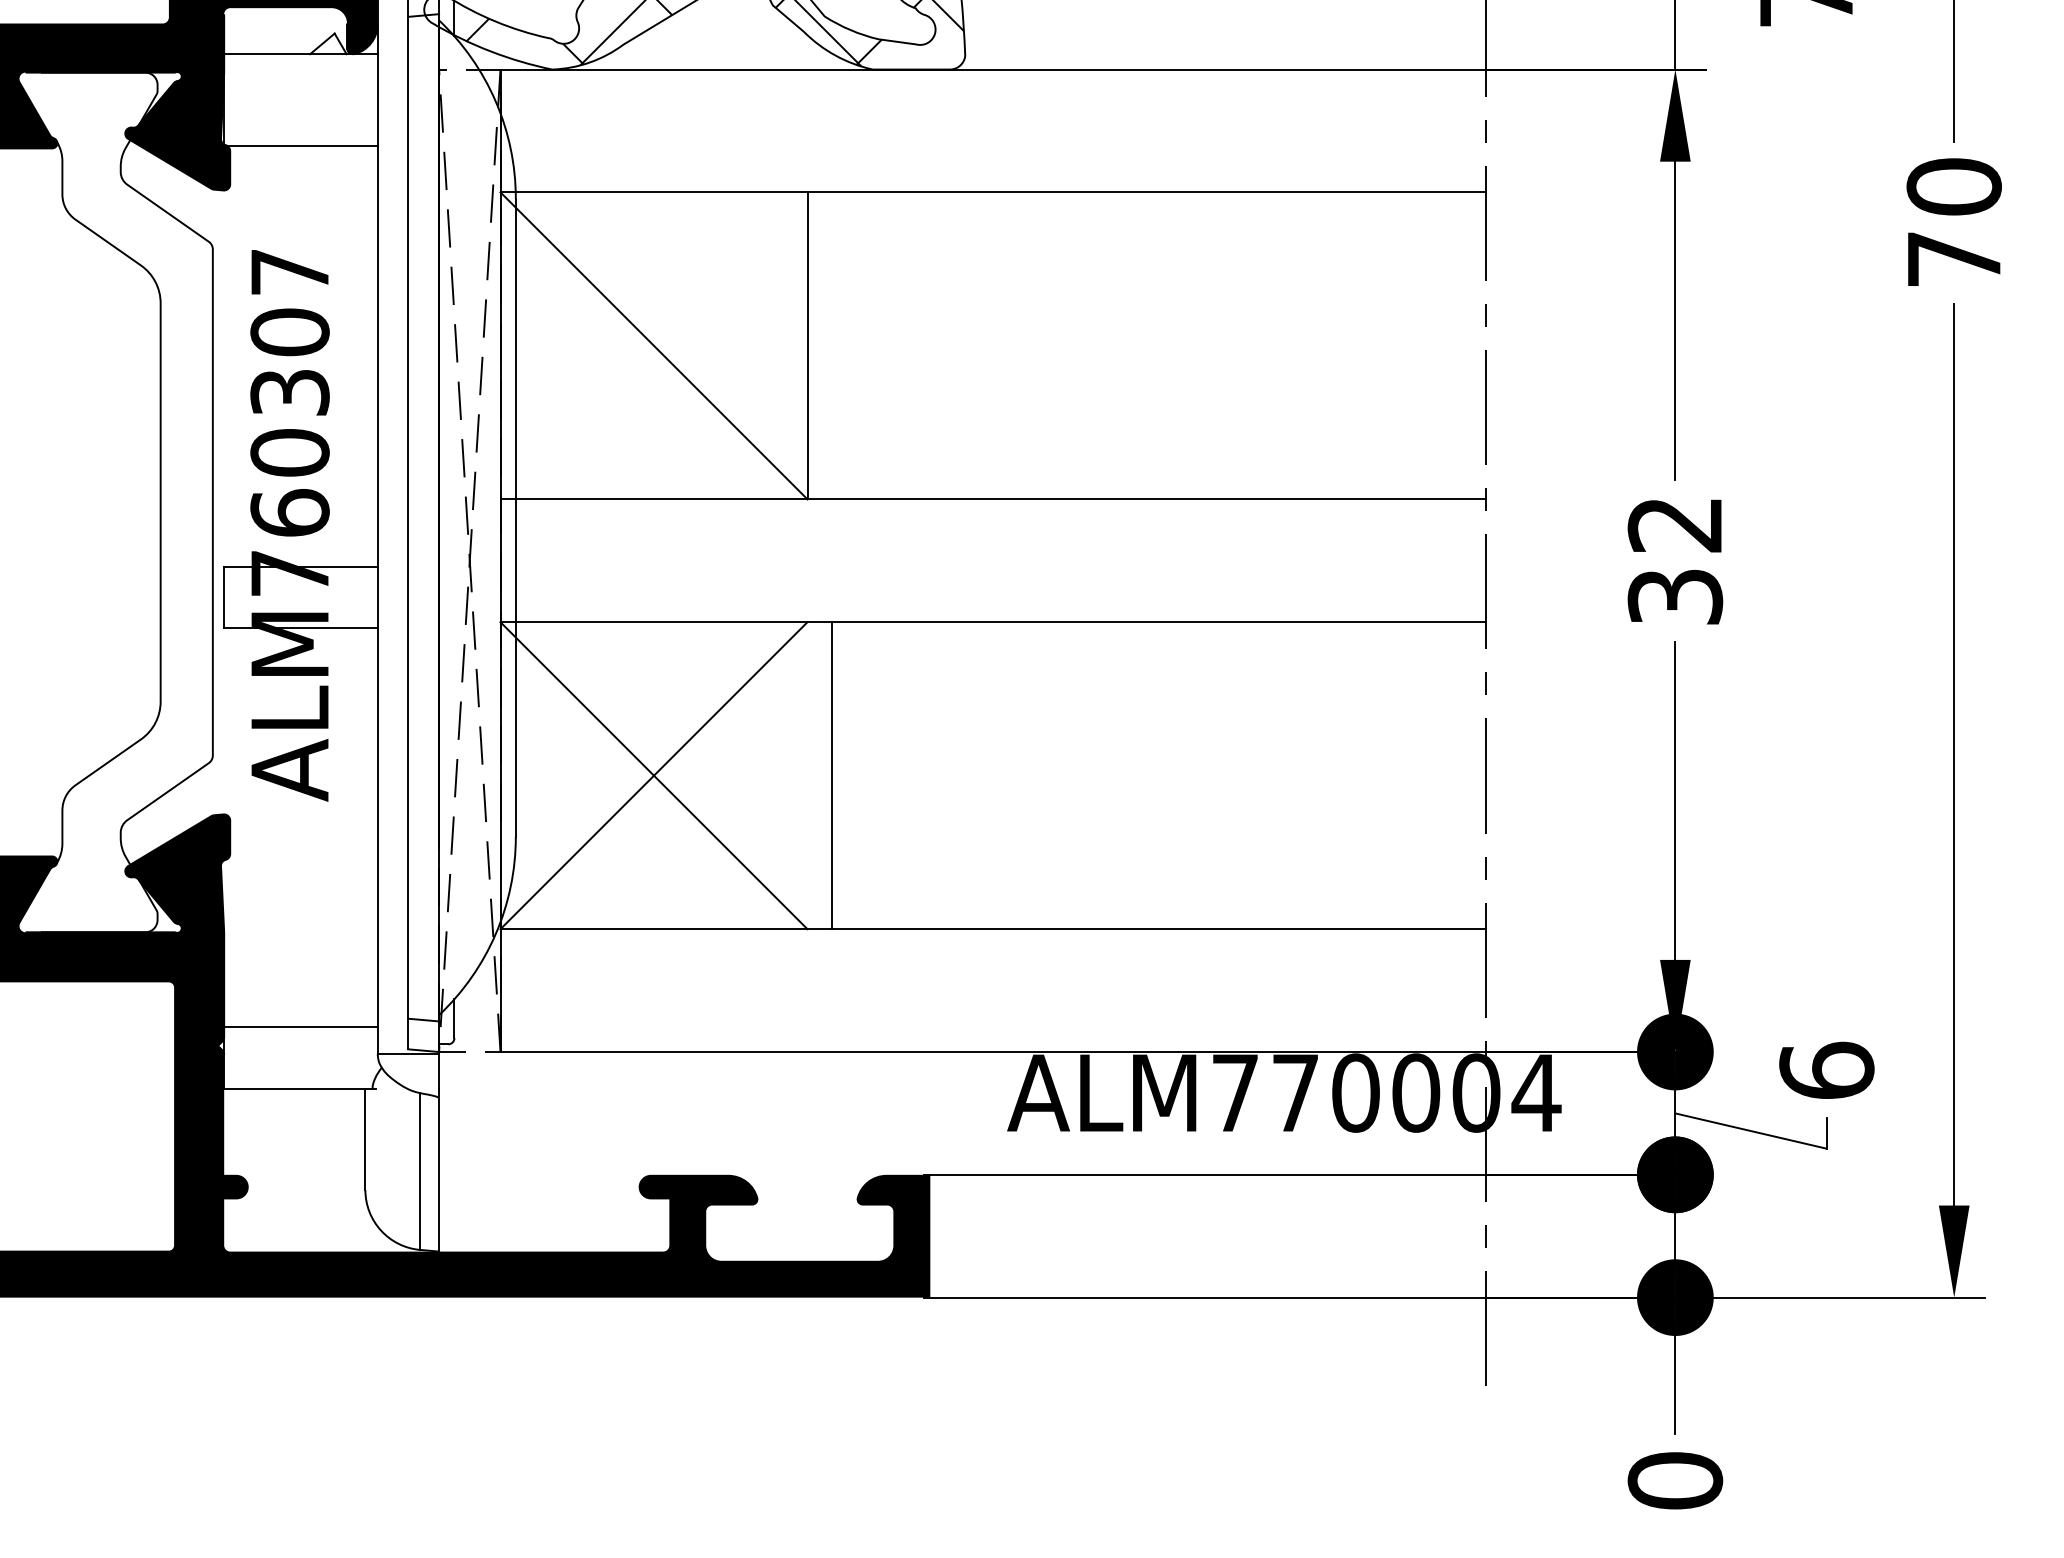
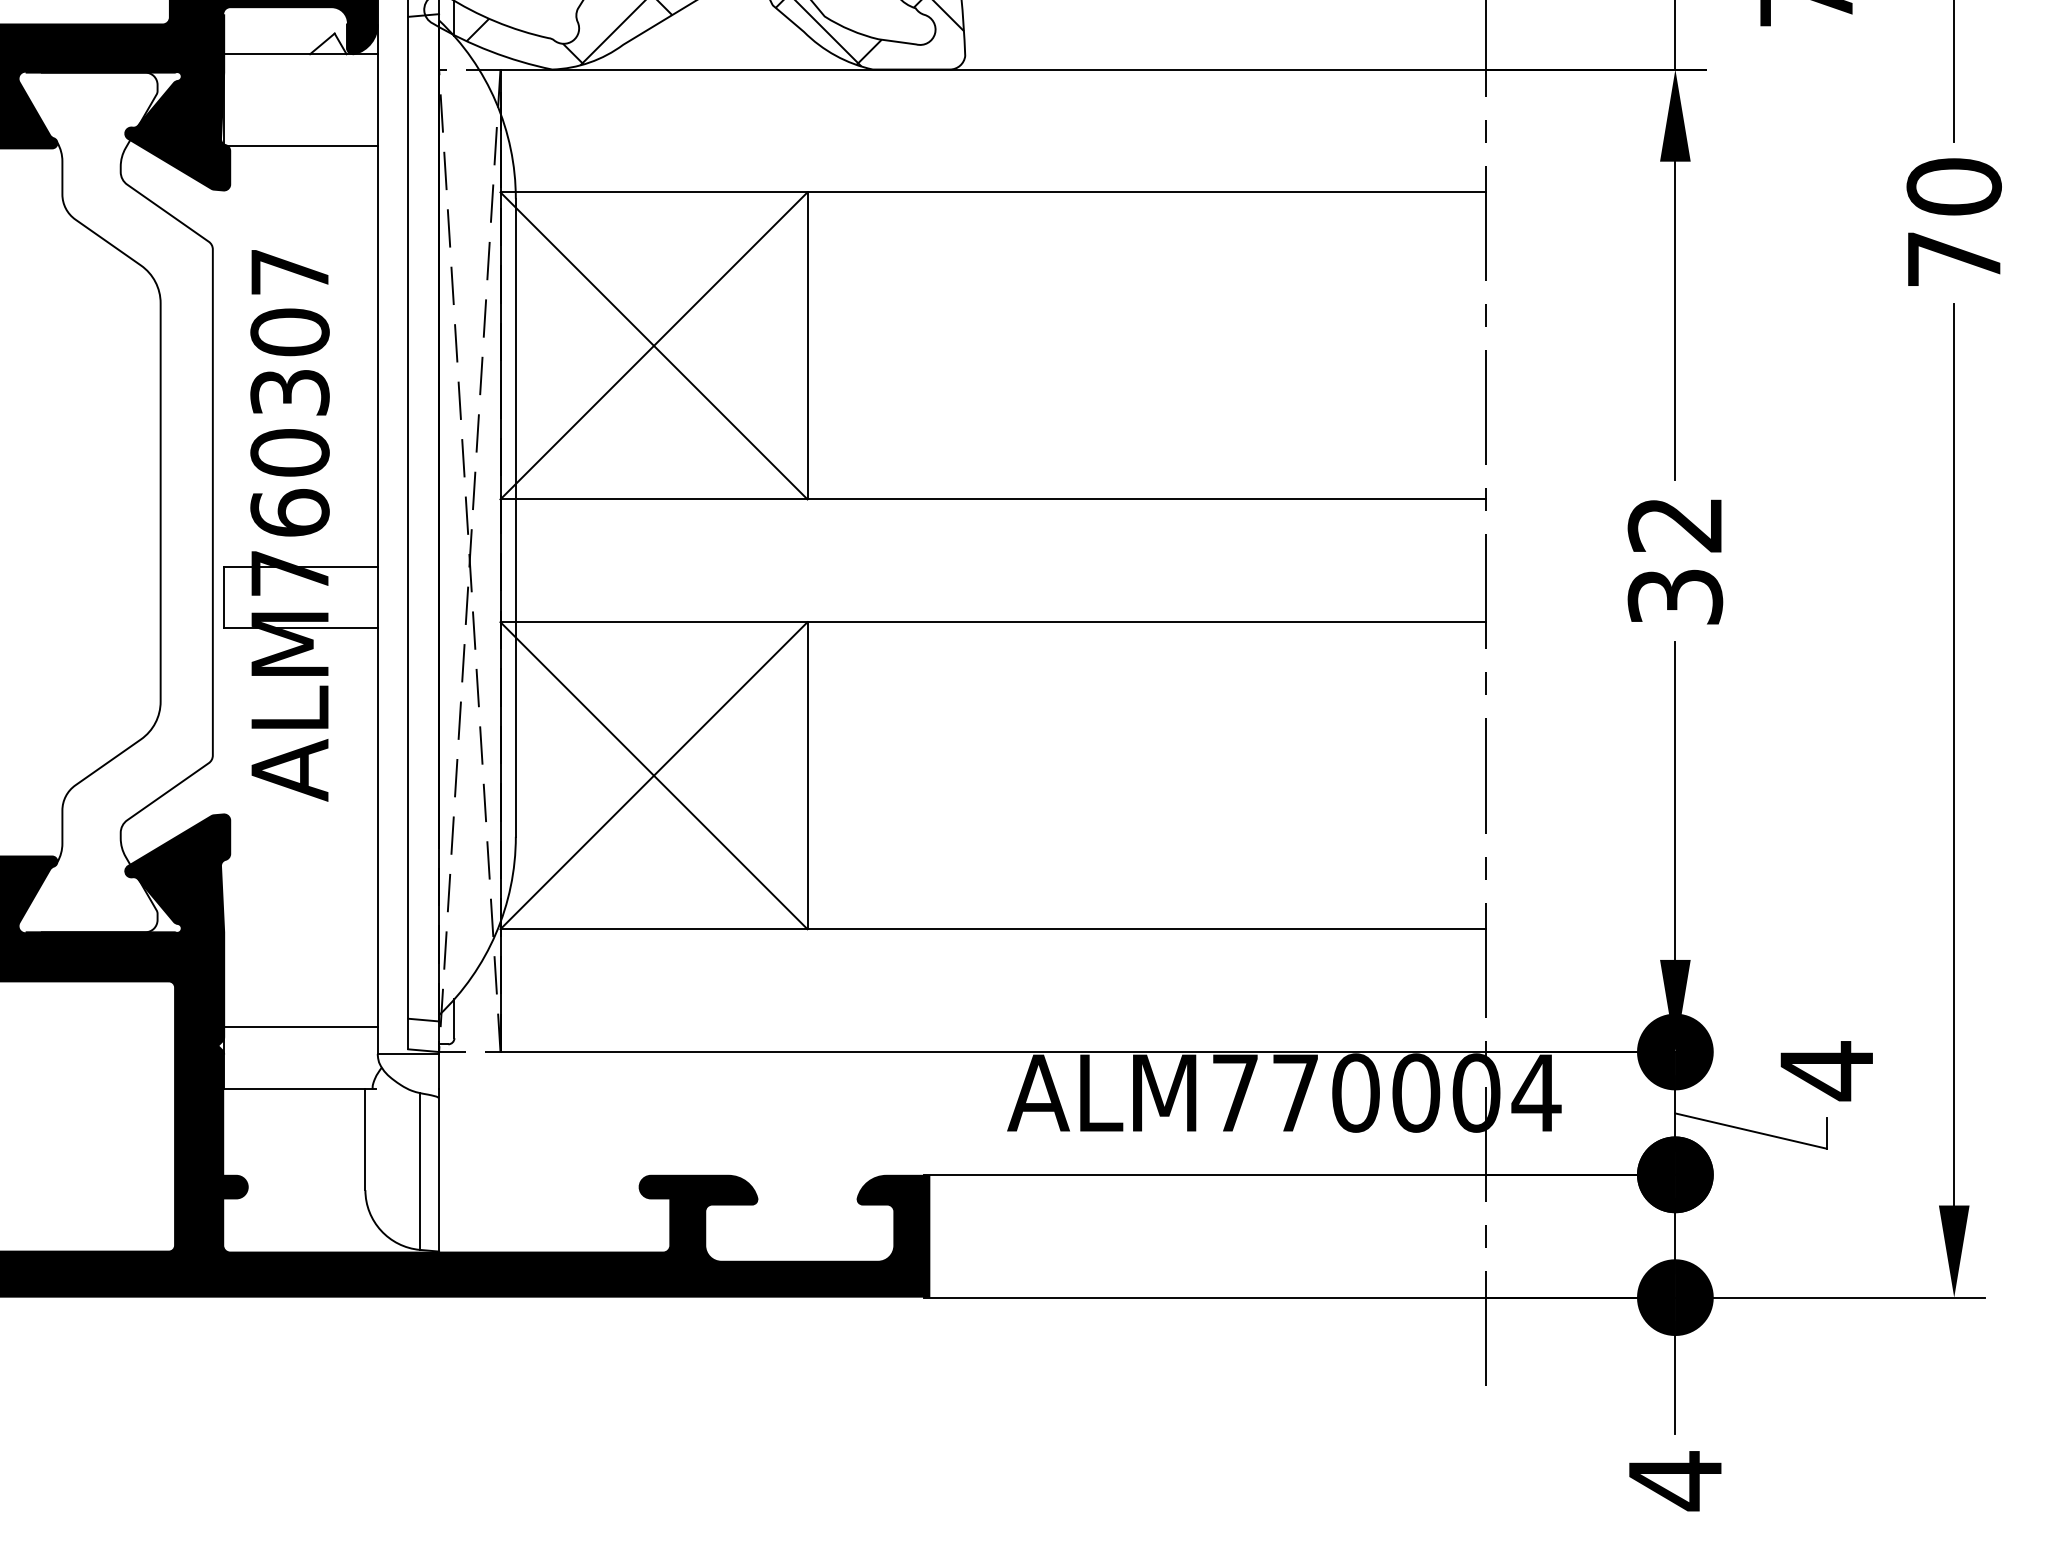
line: none -> present (653, 345)
line position: (831, 775) -> (807, 775) (807, 775)
text: 6 -> 4 (1826, 1071)
text: 0 -> 4 (1675, 1481)
